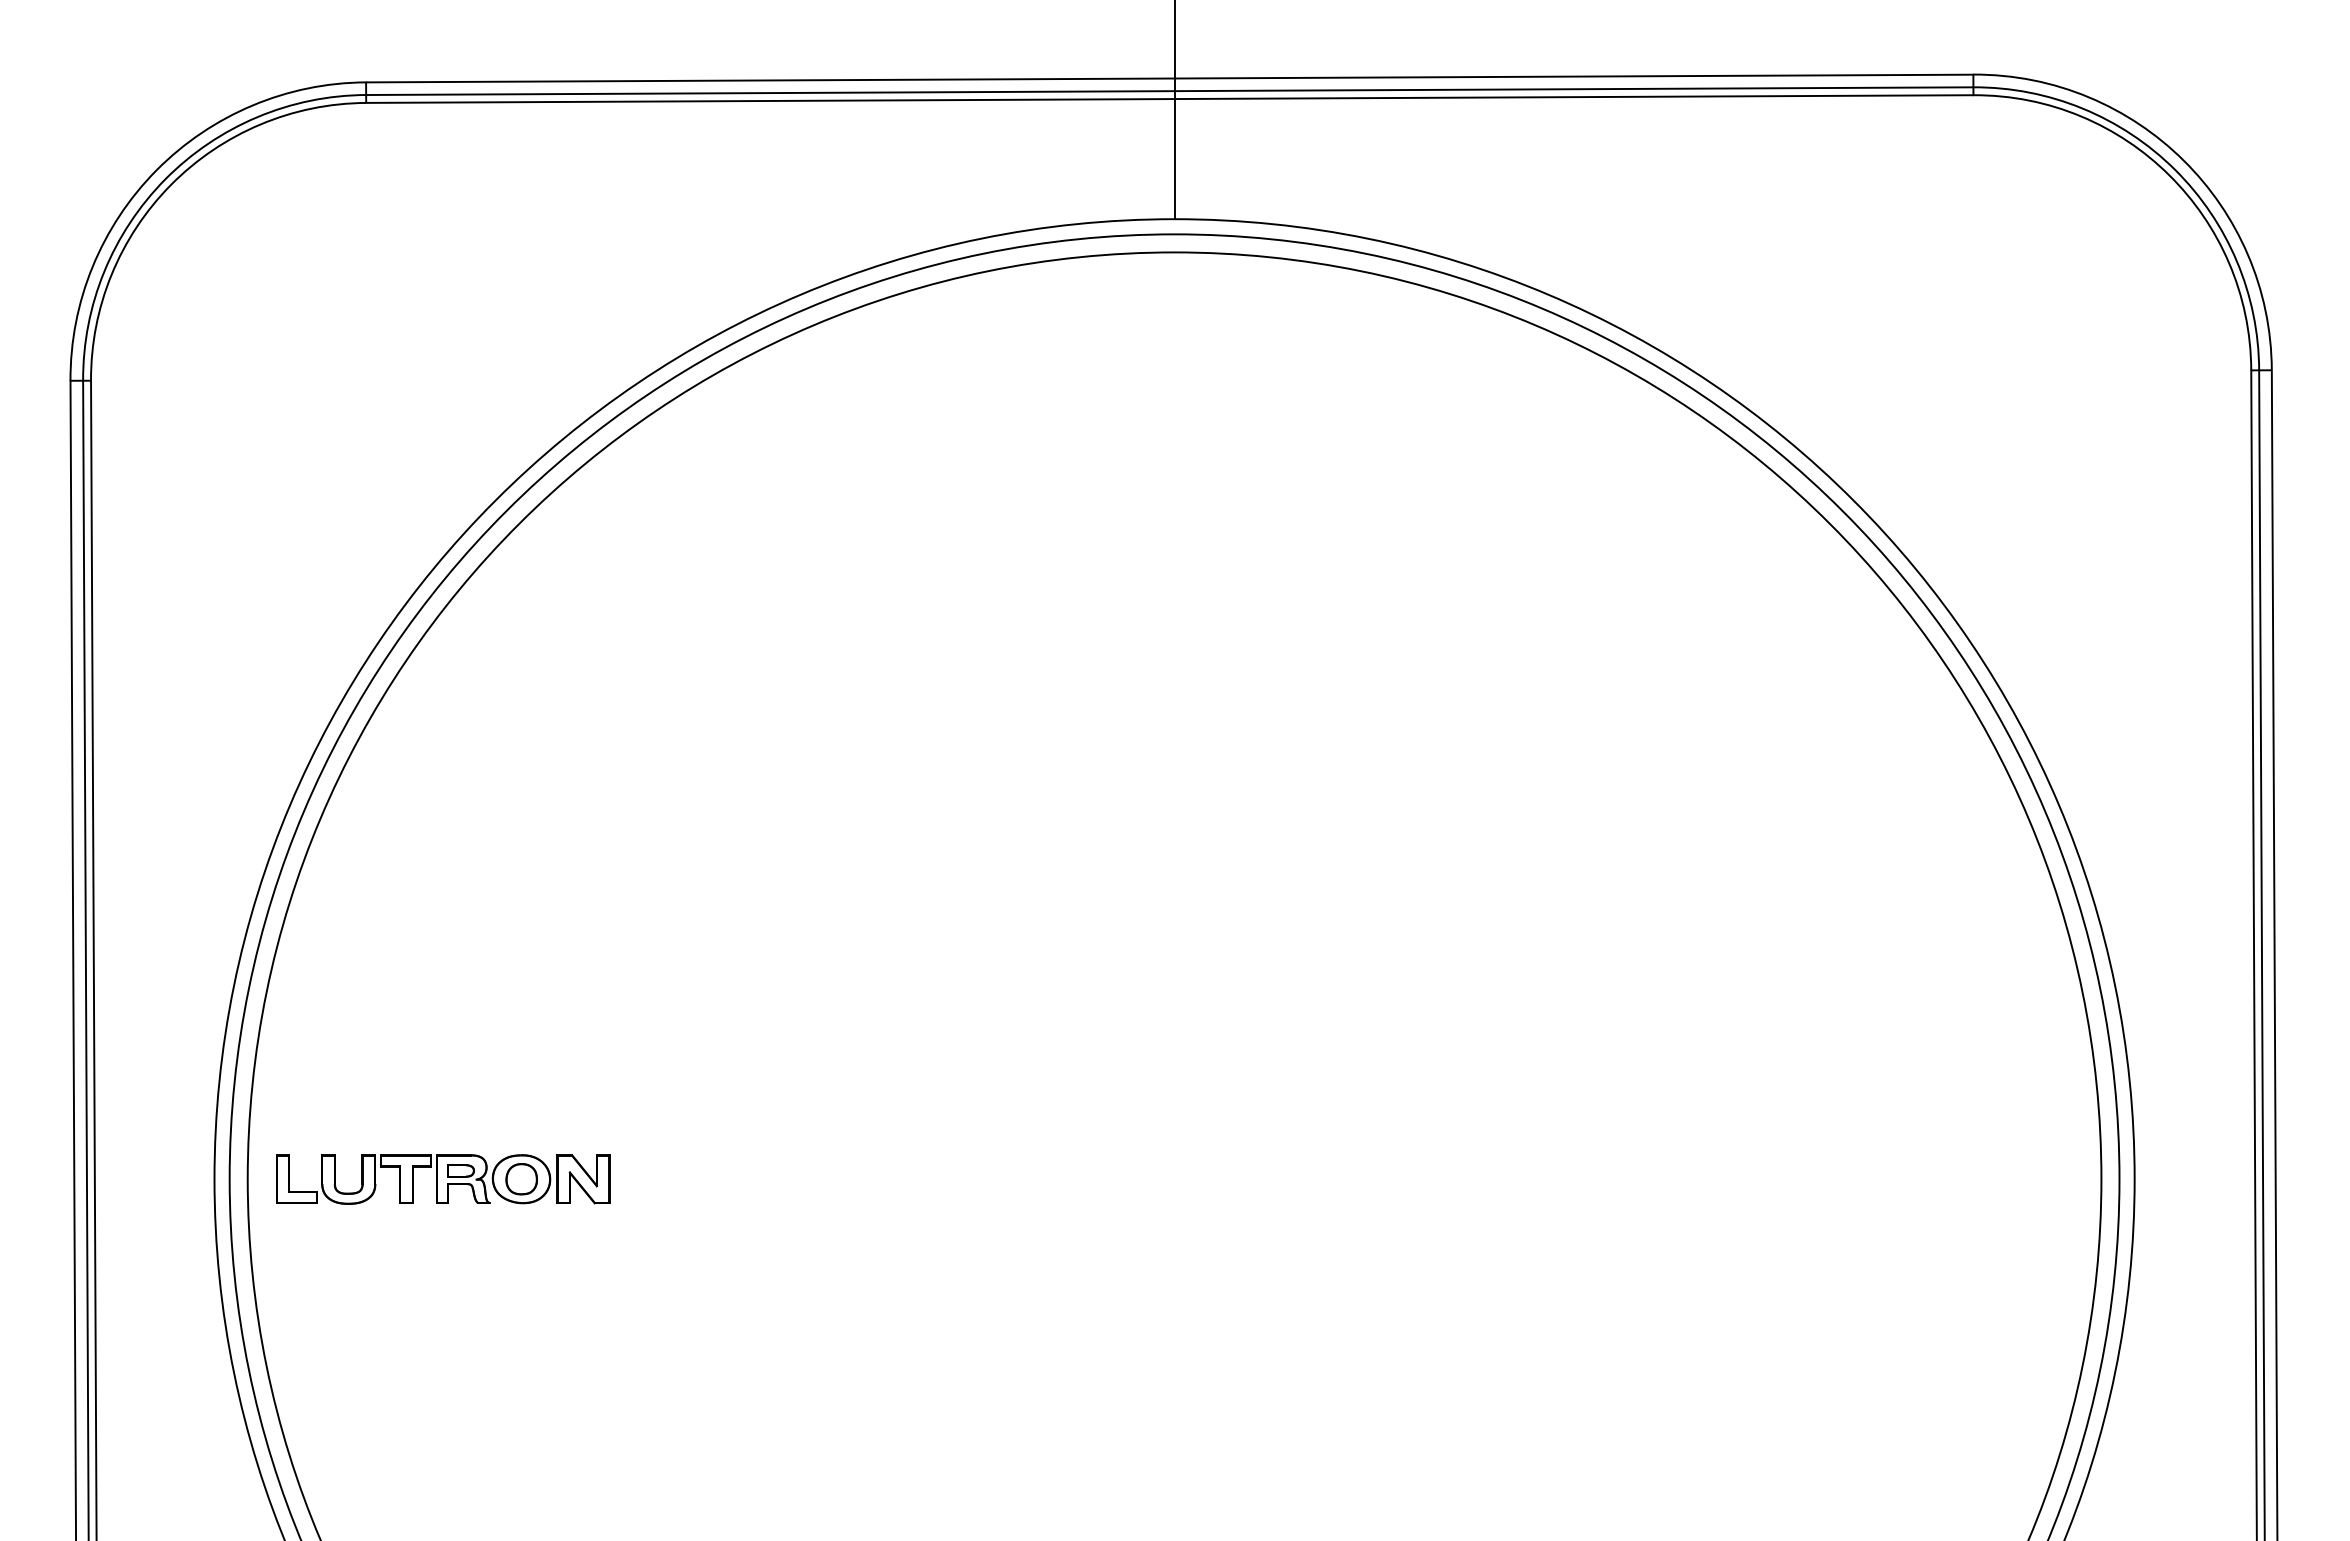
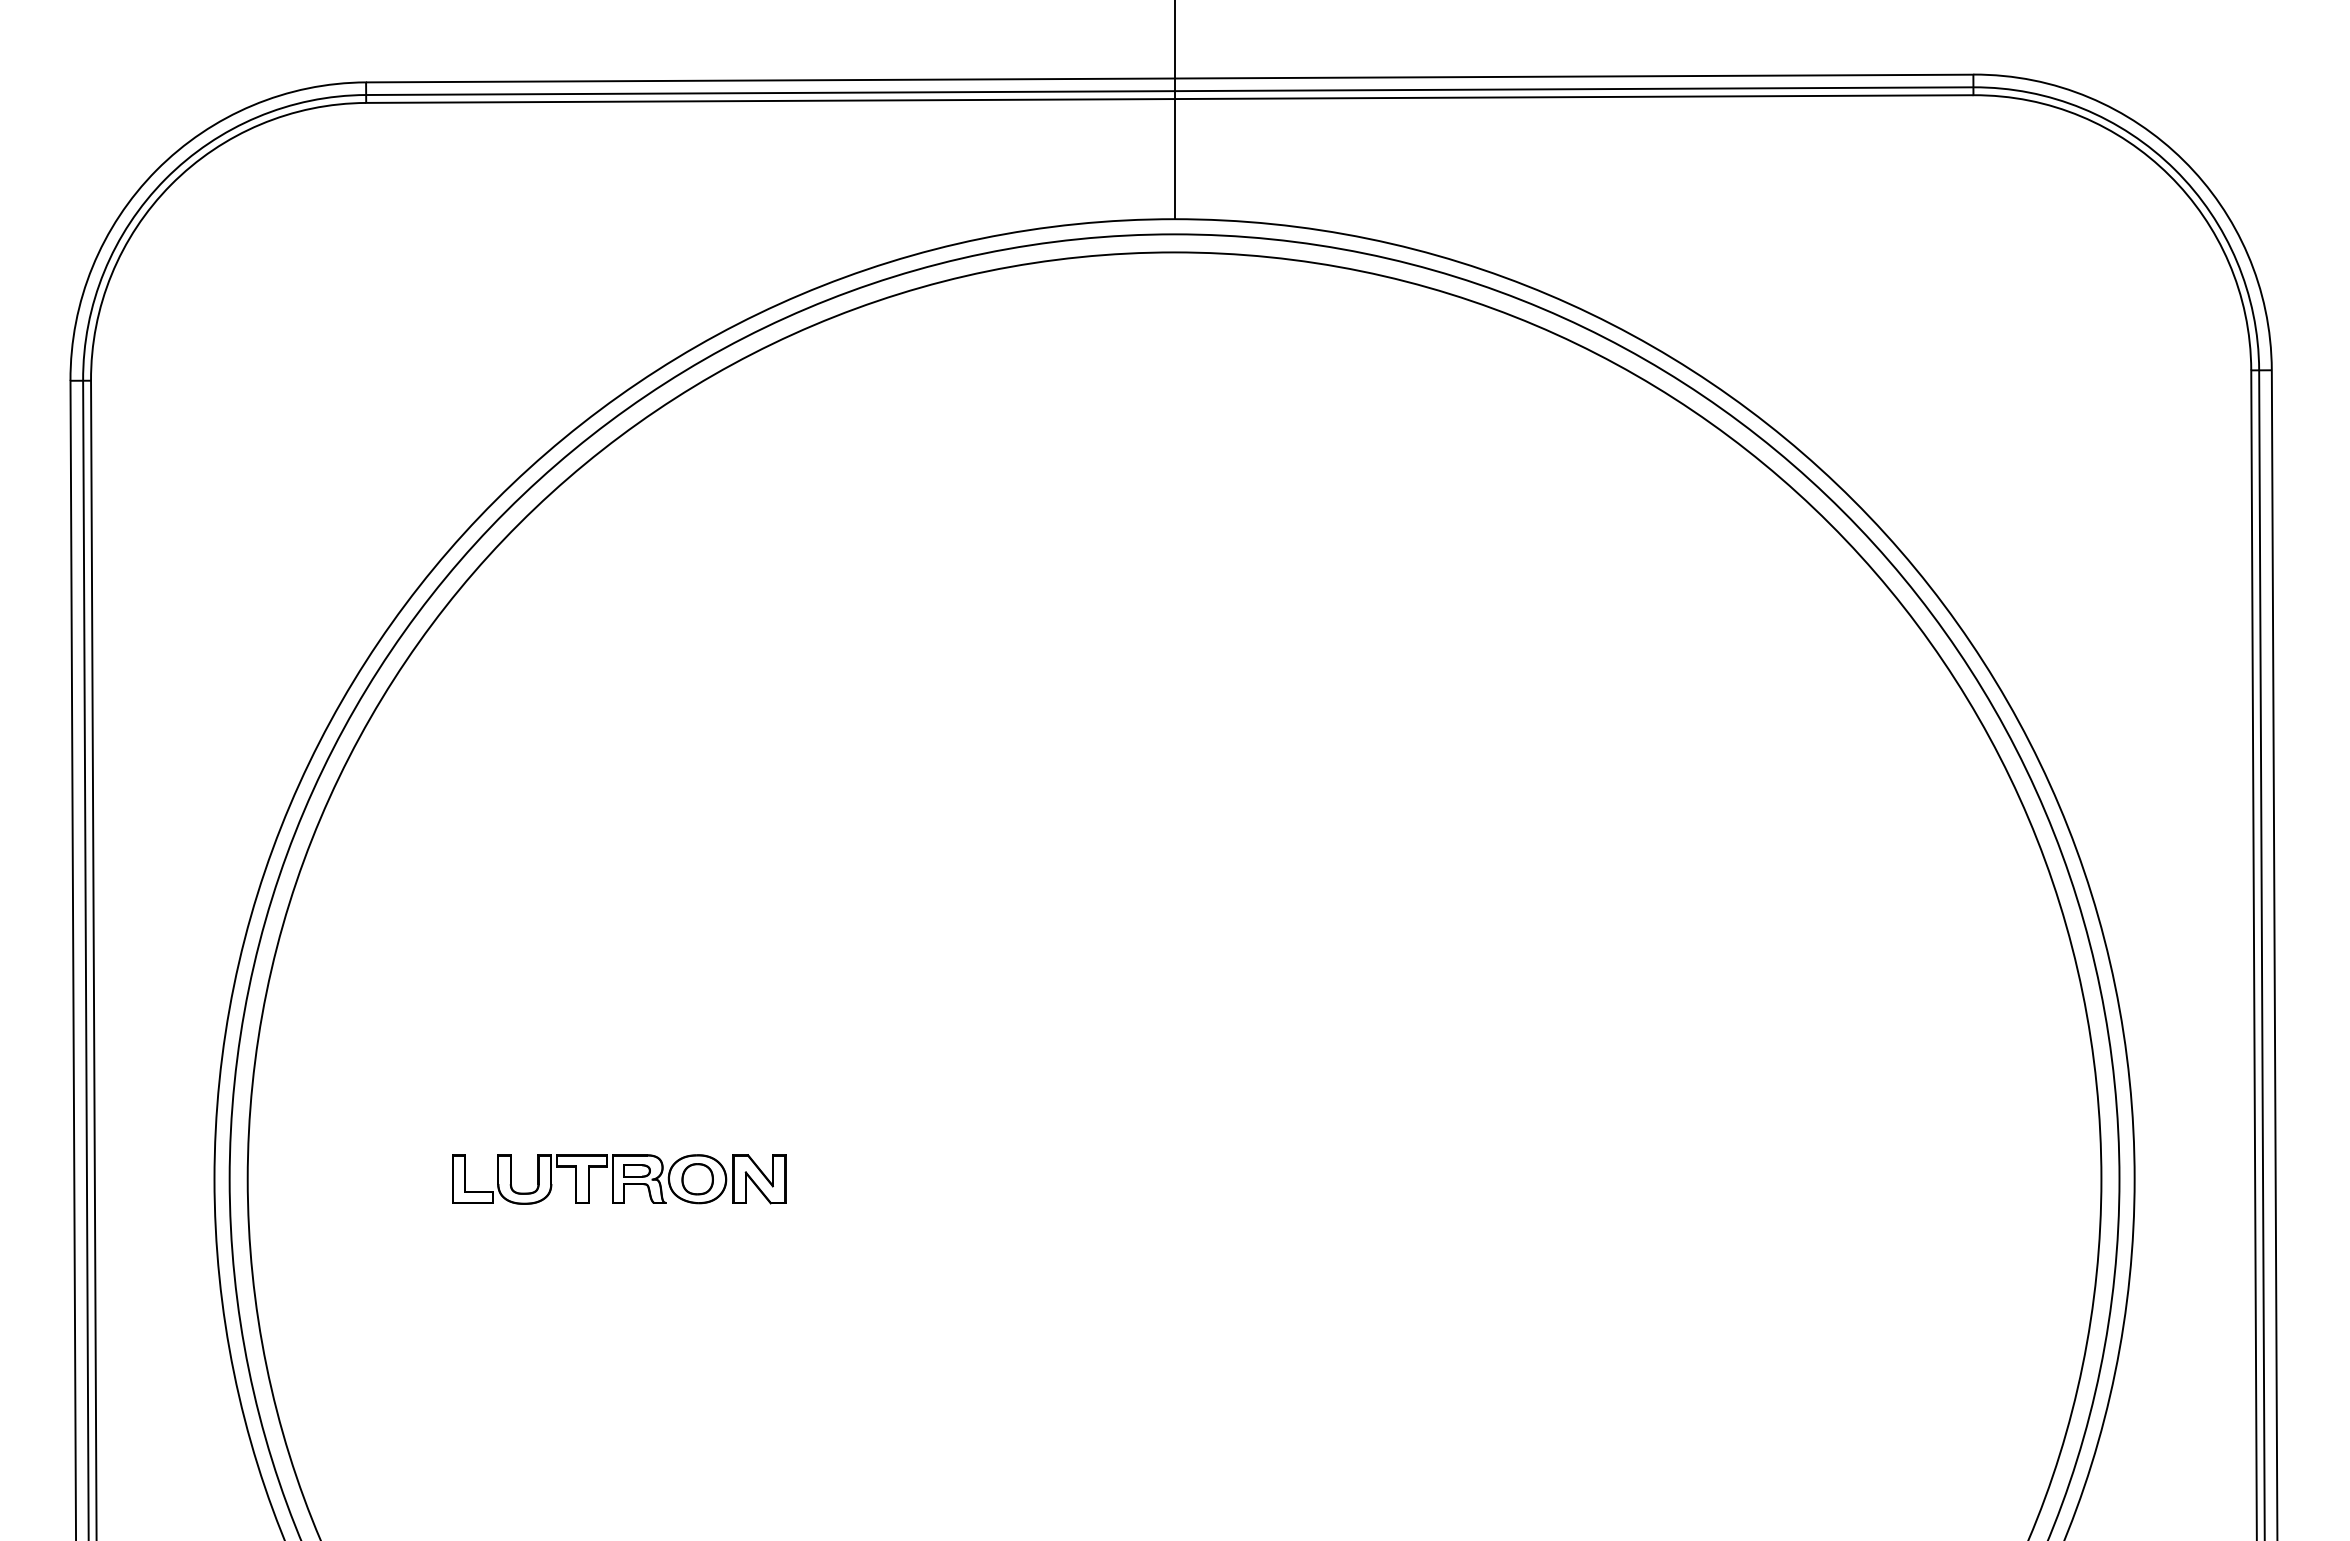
part position: (443, 1179) -> (619, 1179) (619, 1179)
